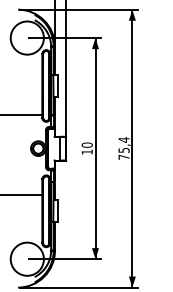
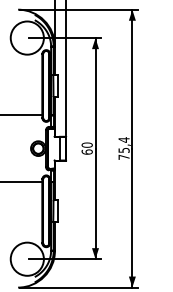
text: 10 -> 60 (86, 151)
line position: (22, 195) -> (22, 182) (22, 182)
